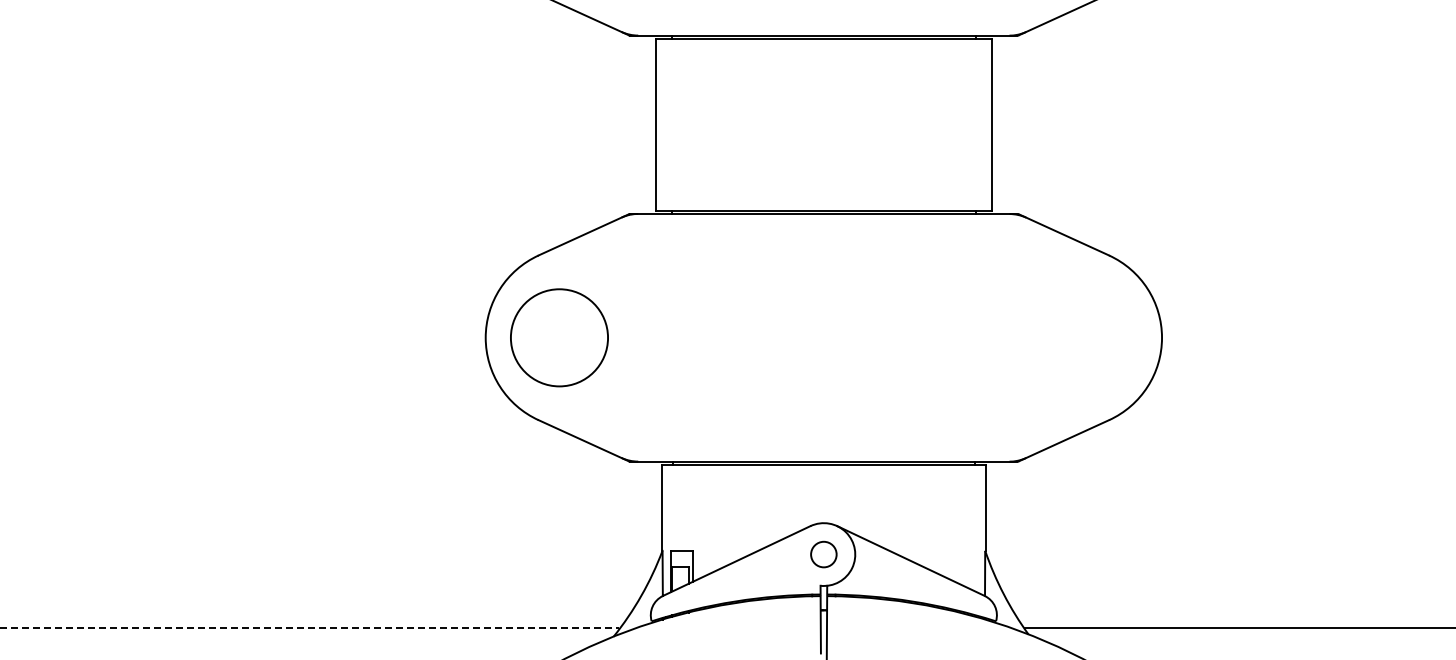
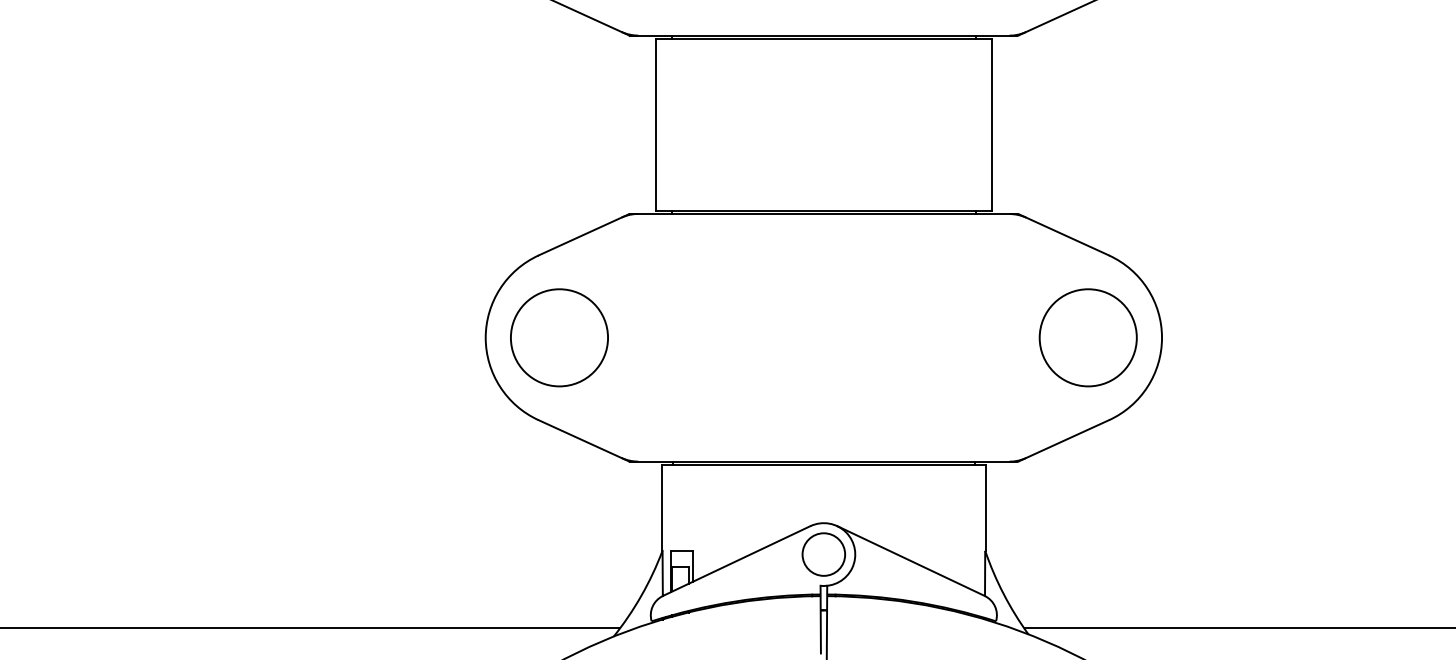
circle: none -> present (1087, 337)
circle diameter: 26 px -> 43 px (823, 554)
line: dashed -> solid (309, 628)
